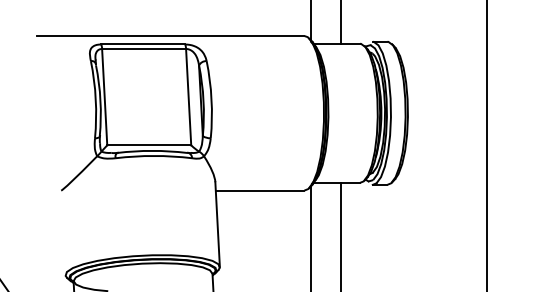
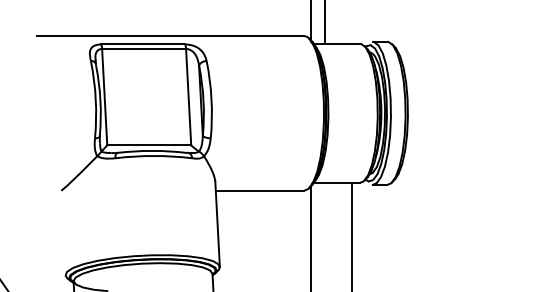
line position: (340, 22) -> (324, 22) (324, 22)
line: present -> none (487, 145)
line position: (340, 235) -> (351, 235) (351, 235)
